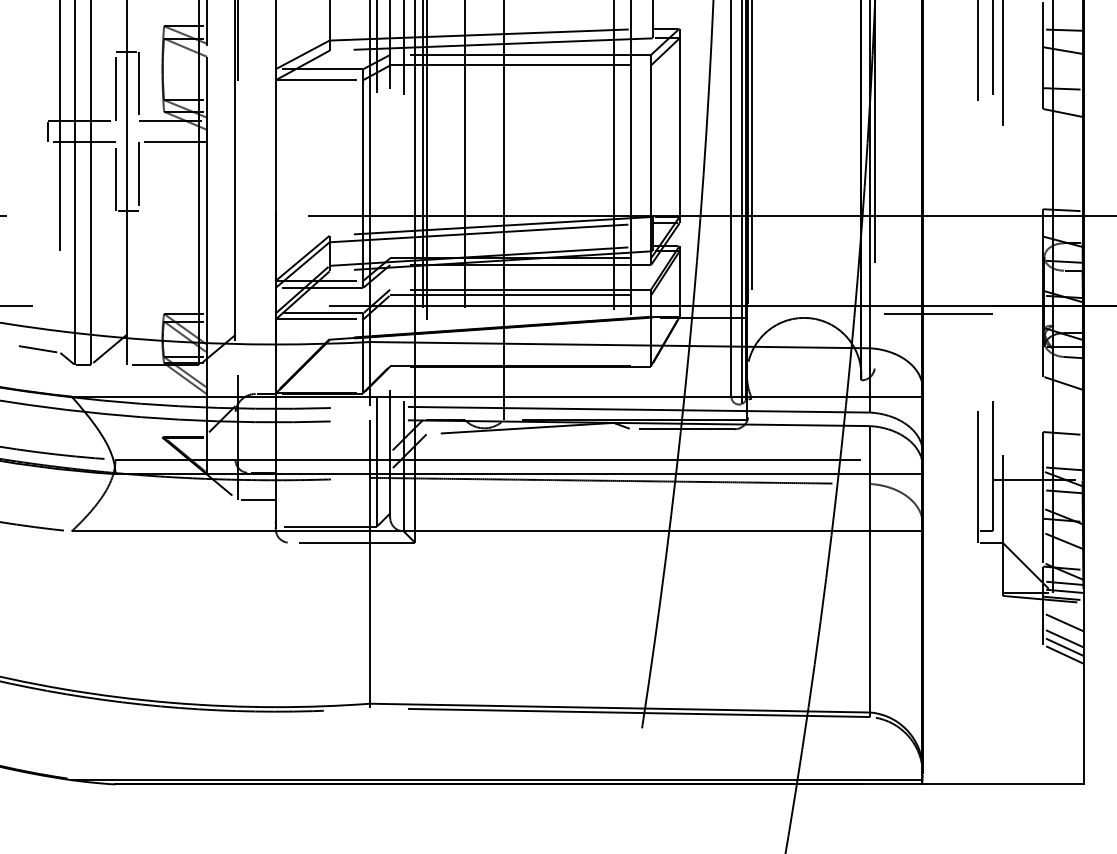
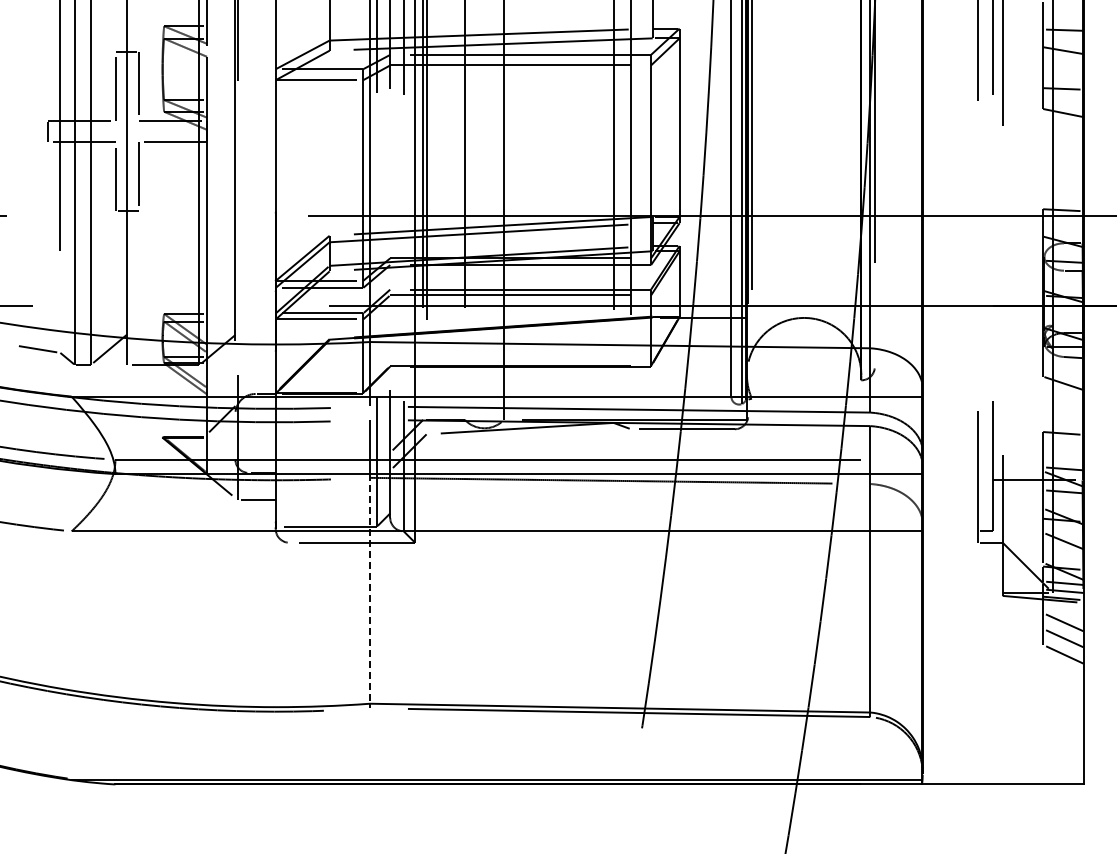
line: present -> none (933, 314)
line: solid -> dashed (370, 588)
line: present -> none (1063, 646)
